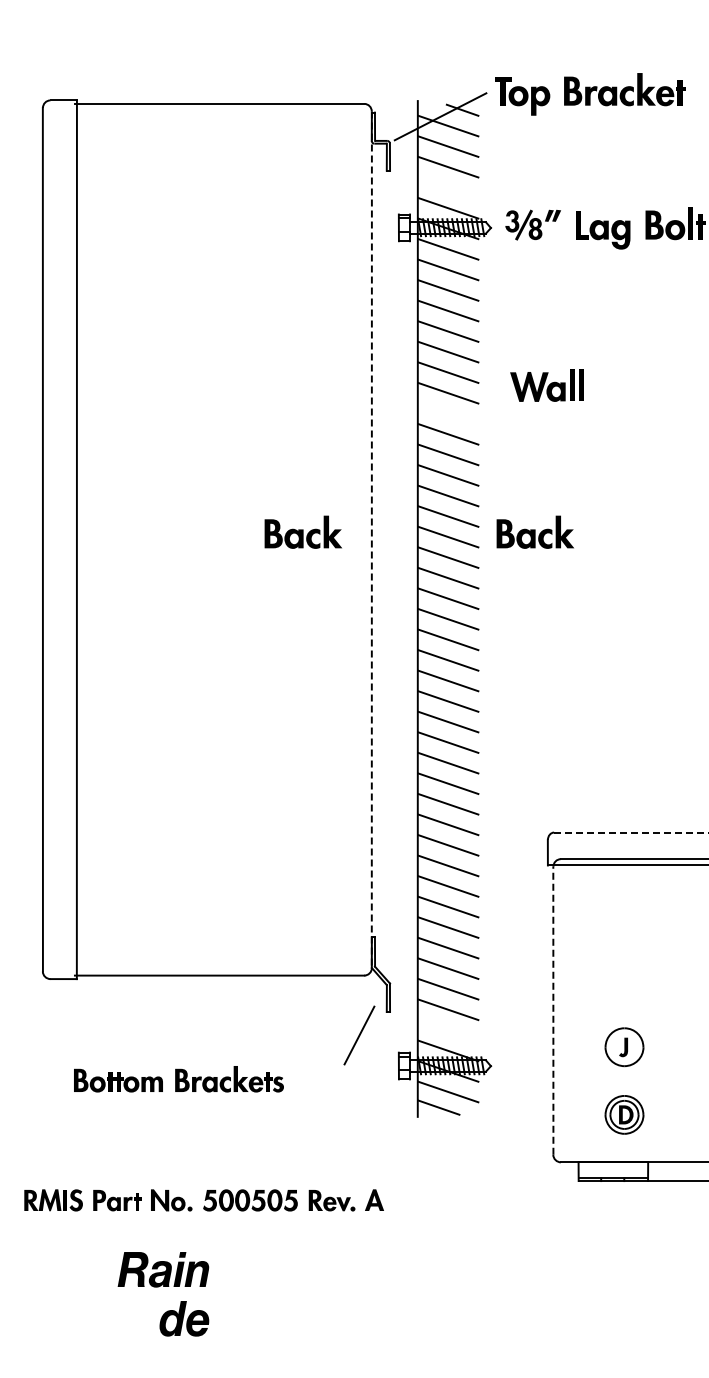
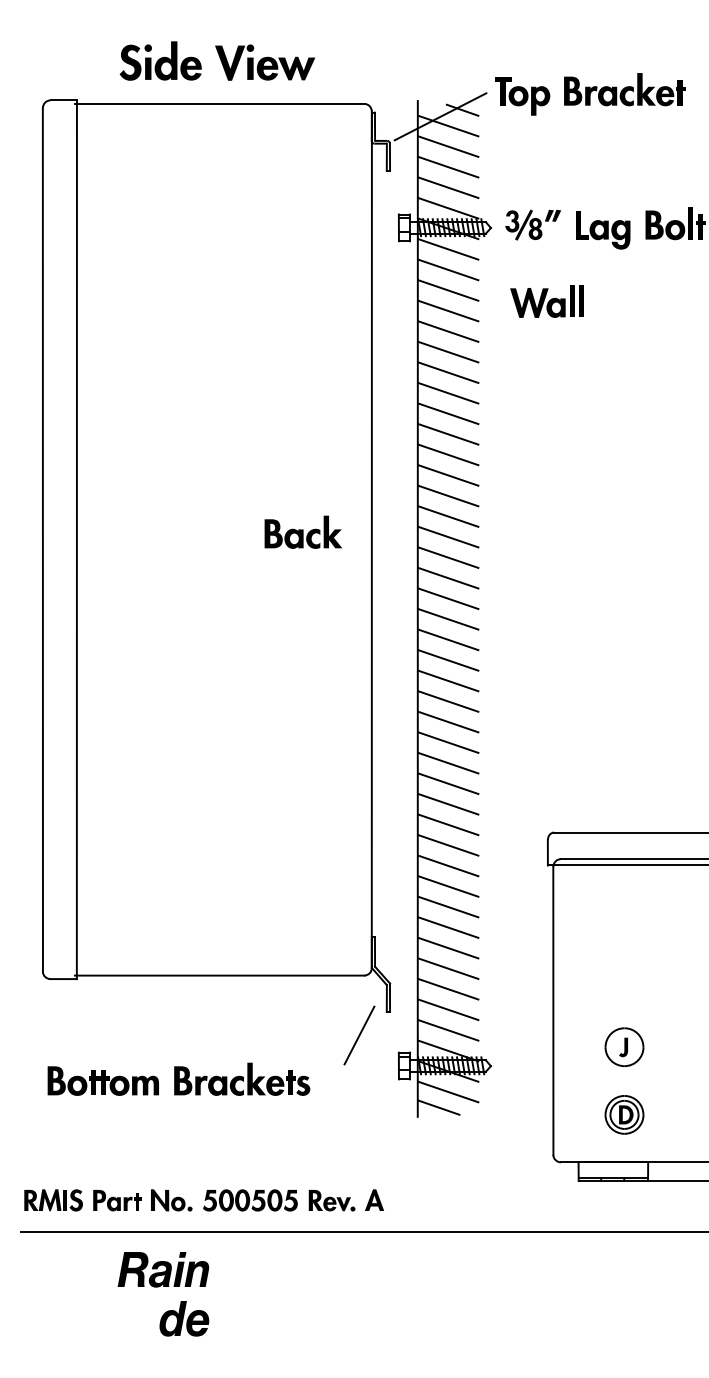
part: none -> present (217, 60)
line: none -> present (448, 187)
part position: (546, 385) -> (546, 301) (546, 301)
line: none -> present (448, 413)
part: present -> none (534, 531)
line: dashed -> solid (371, 540)
line: dashed -> solid (631, 832)
line: dashed -> solid (553, 1010)
line: none -> present (448, 1030)
part size: 210x27 px -> 264x34 px (178, 1078)
line: none -> present (363, 1232)
